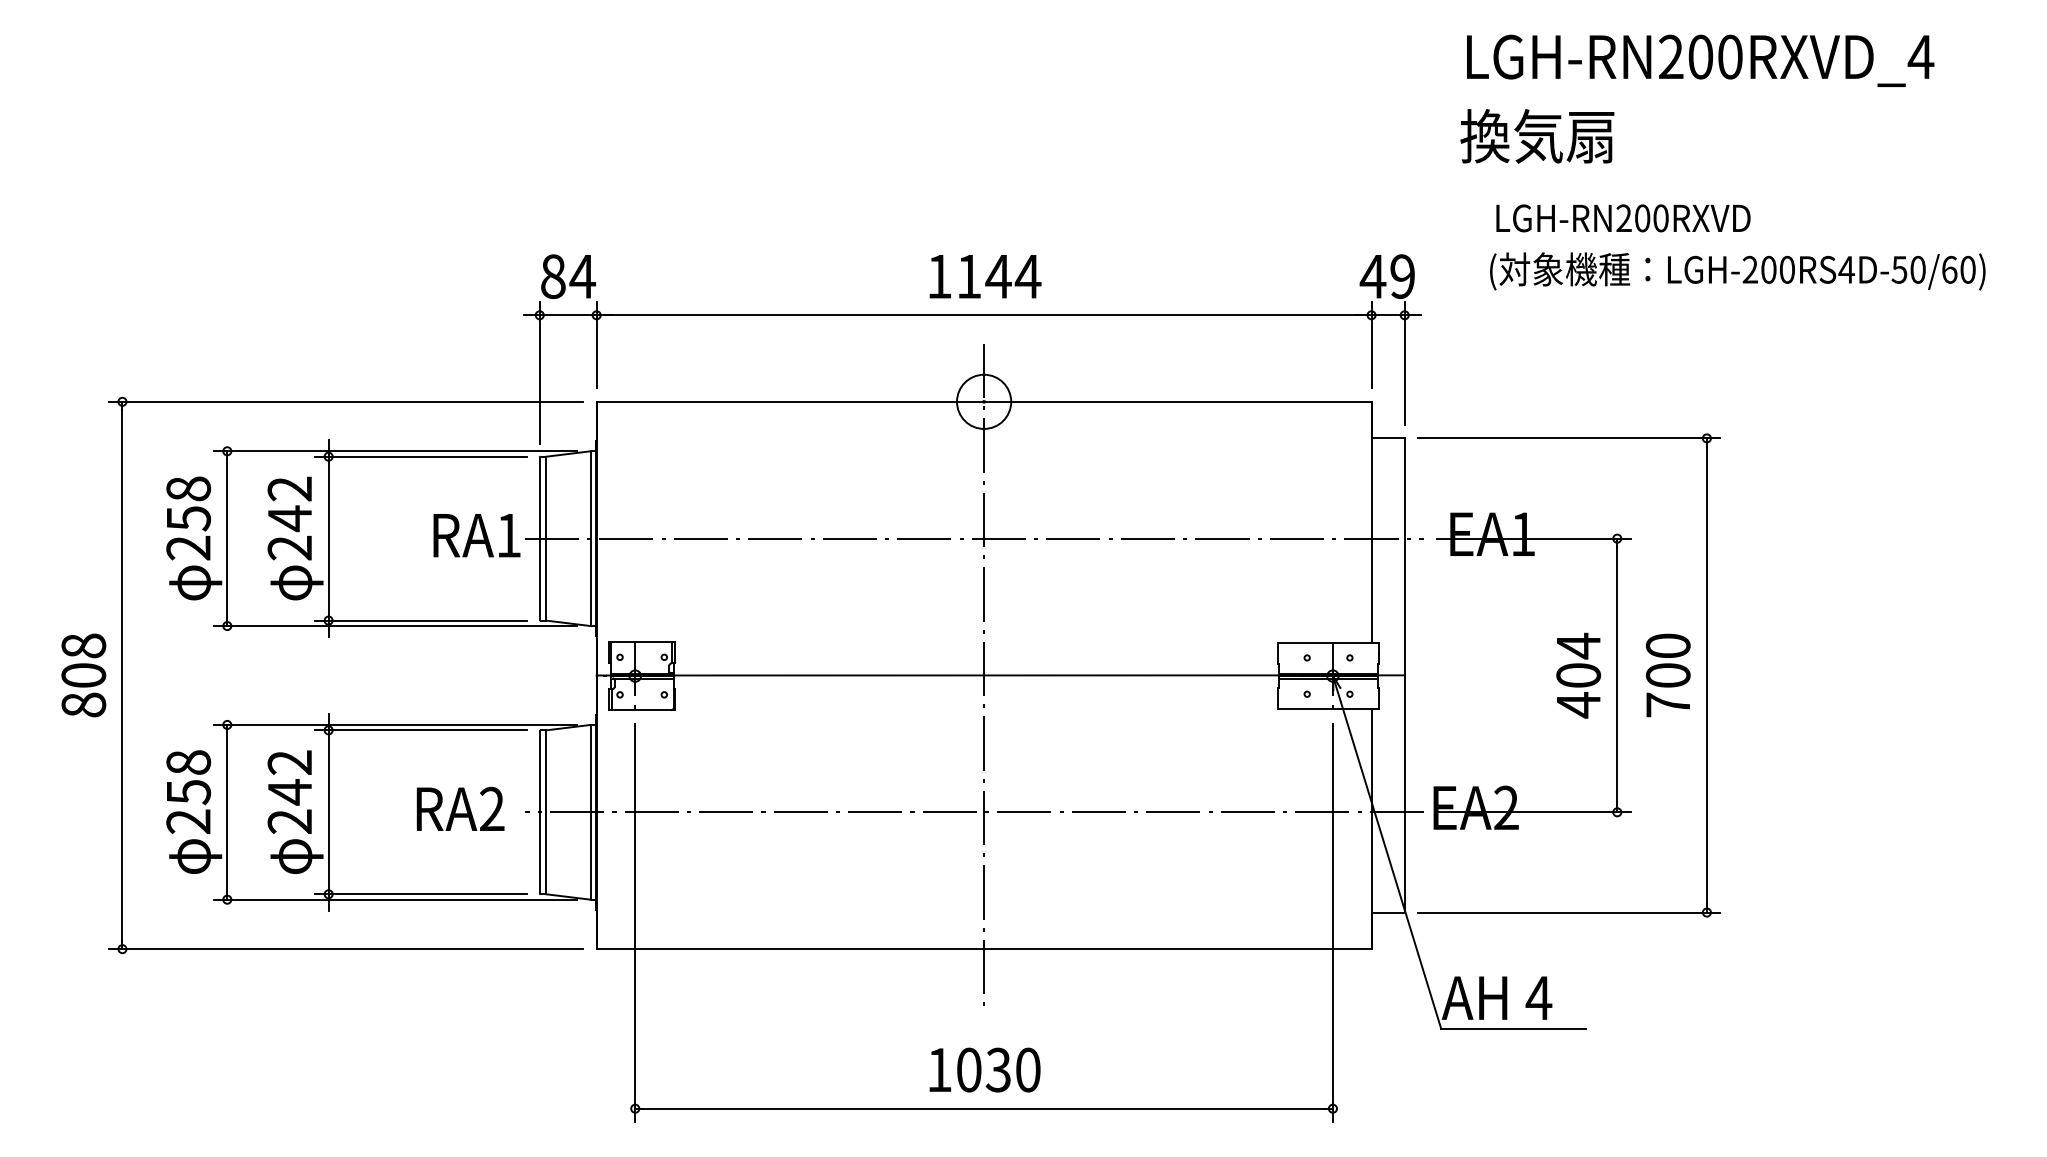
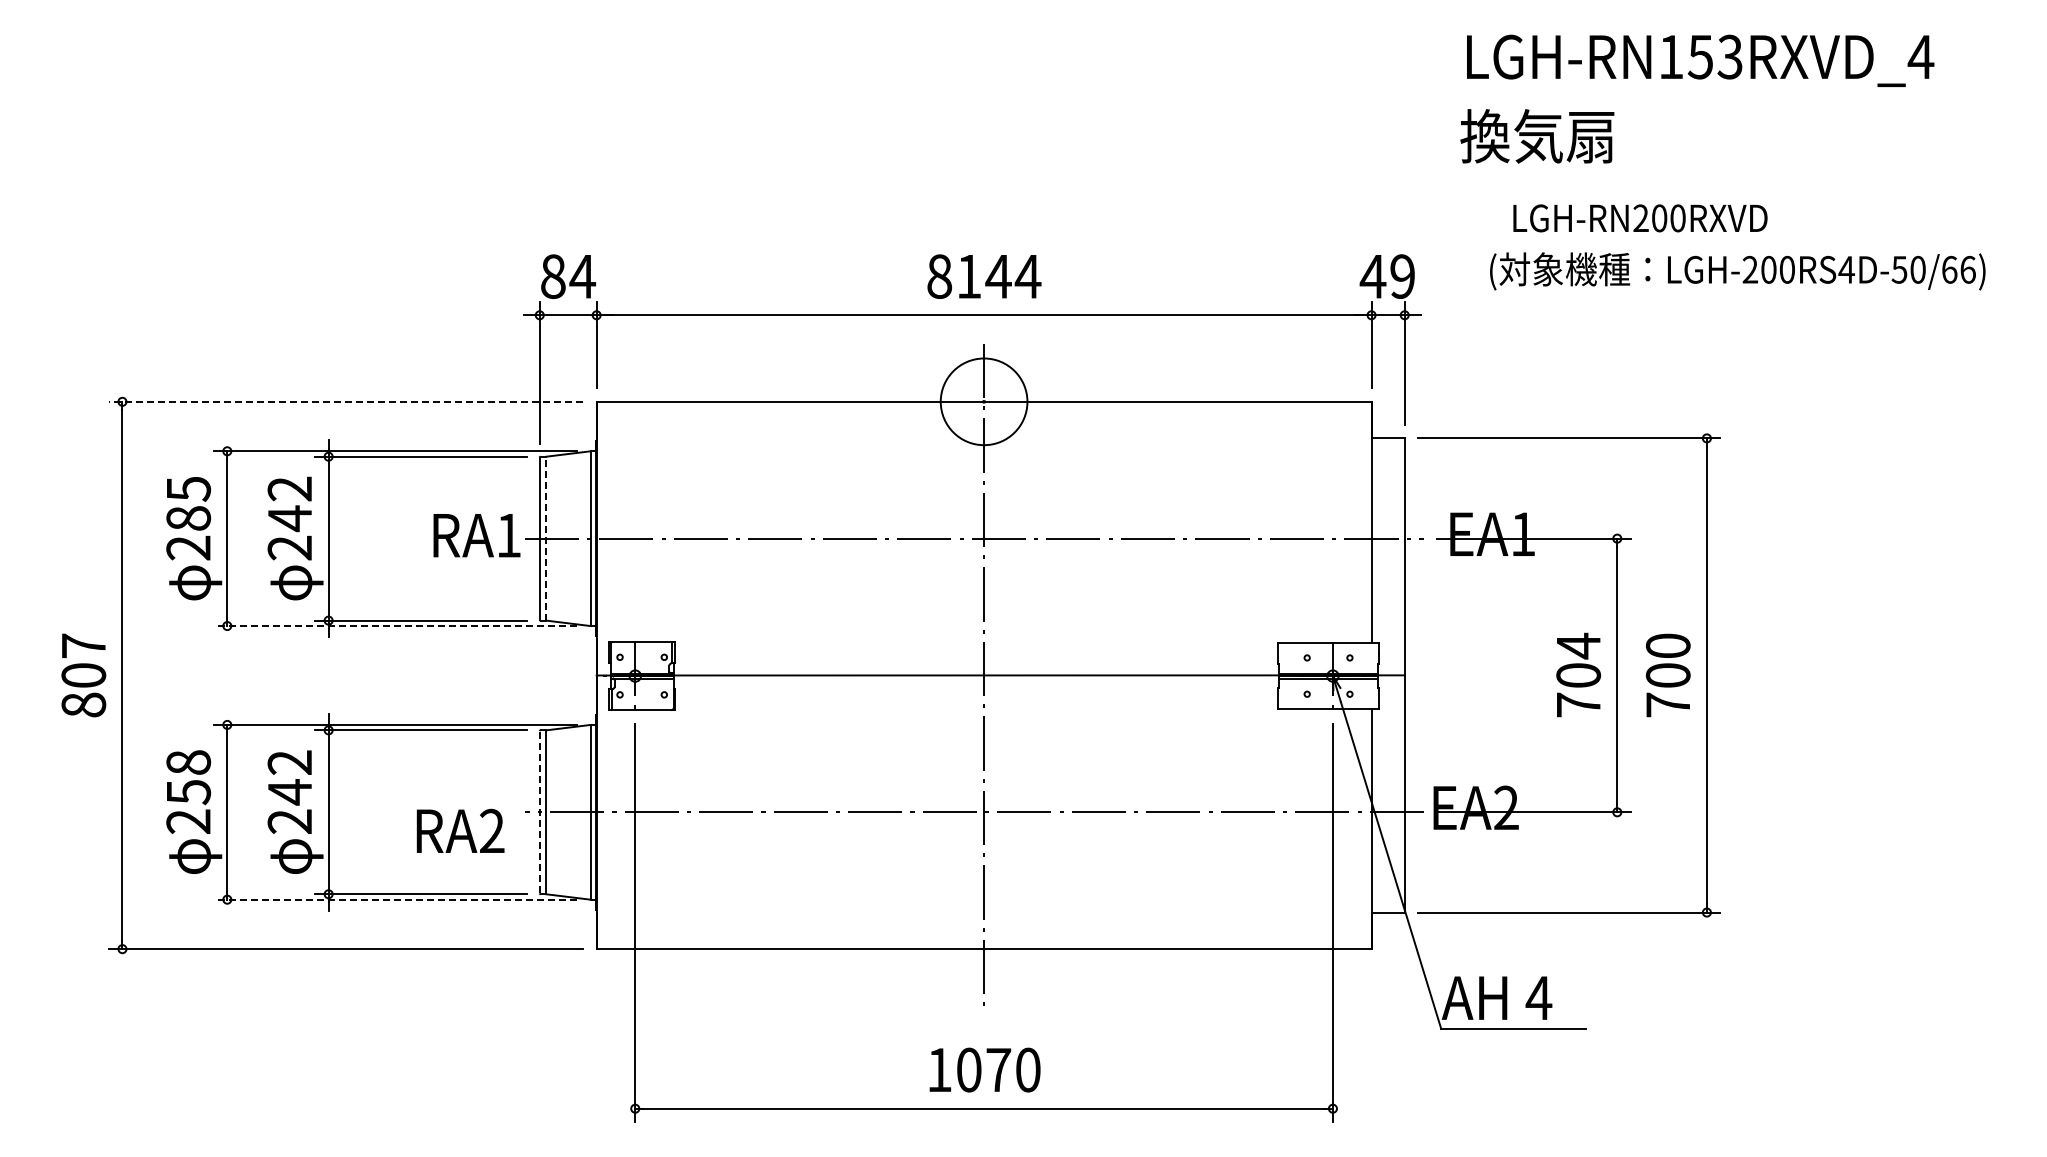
text: LGH-RN200RXVD_4 -> LGH-RN153RXVD_4 (1700, 56)
text position: (1623, 218) -> (1640, 218) (1640, 218)
text: LGH-200RS4D-50/60) -> LGH-200RS4D-50/66) (1967, 269)
text: 1144 -> 8144 (939, 276)
line: solid -> dashed (345, 401)
circle diameter: 54 px -> 87 px (983, 401)
text: 258 -> 285 (188, 503)
line: solid -> dashed (546, 538)
line: solid -> dashed (395, 626)
text: 808 -> 807 (83, 645)
text: 404 -> 704 (1578, 705)
text position: (460, 808) -> (460, 830) (460, 830)
line: solid -> dashed (539, 811)
line: solid -> dashed (395, 899)
text: 1030 -> 1070 (998, 1069)
